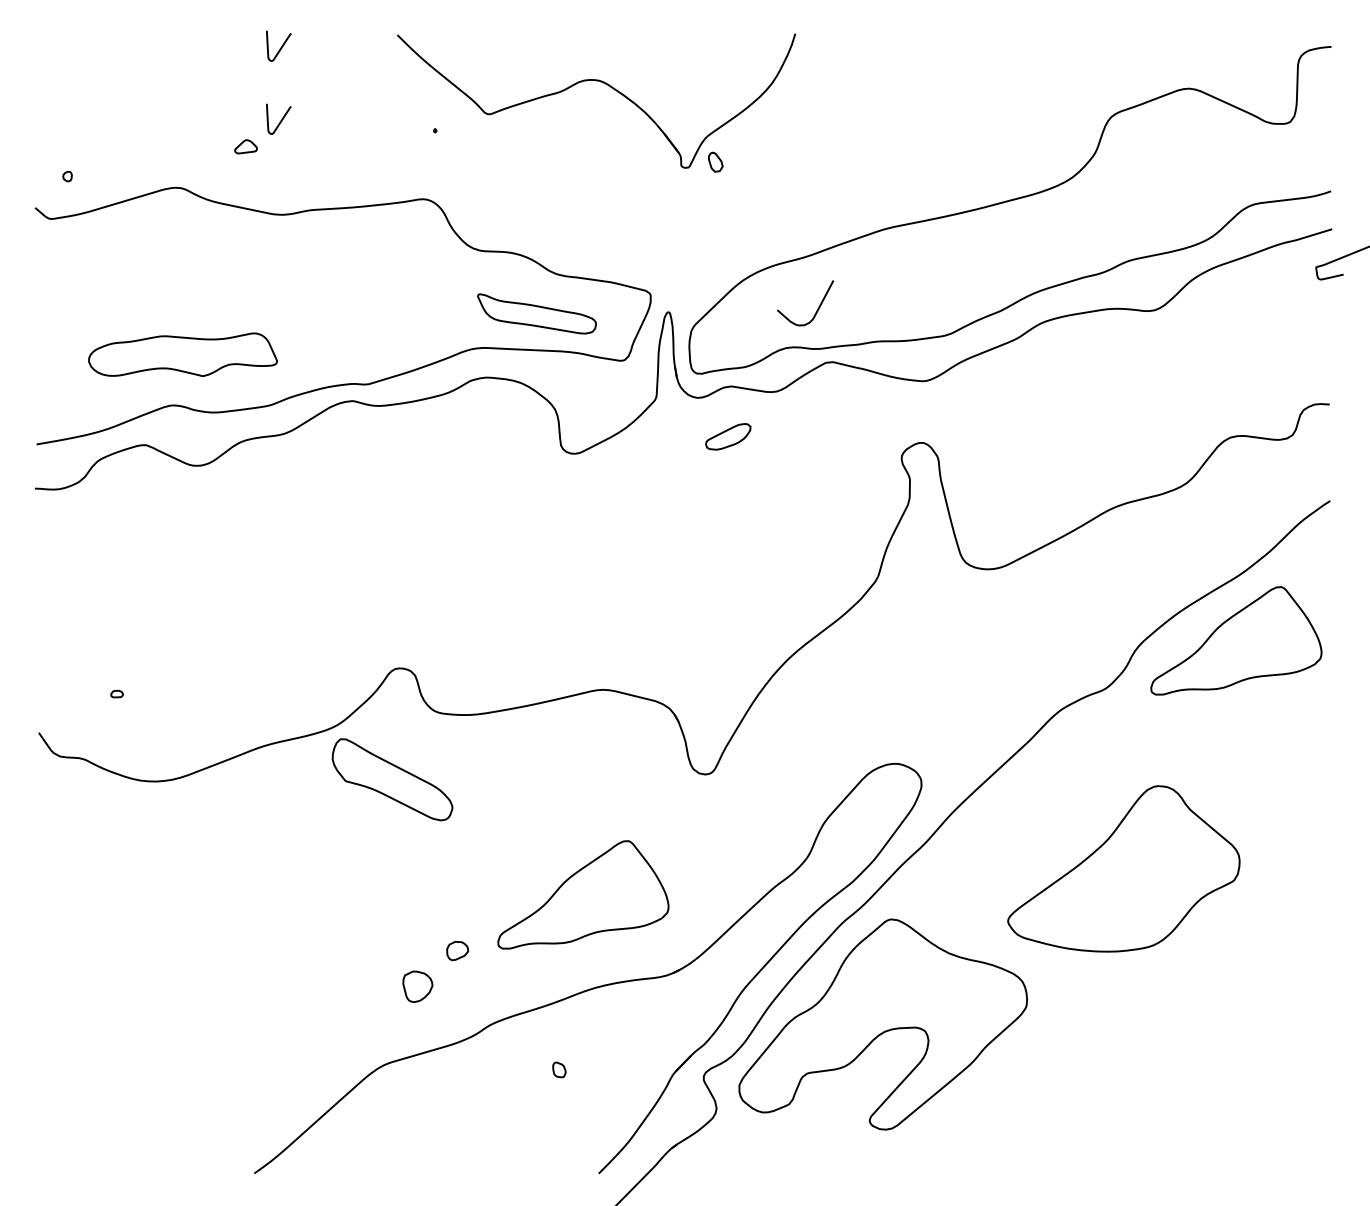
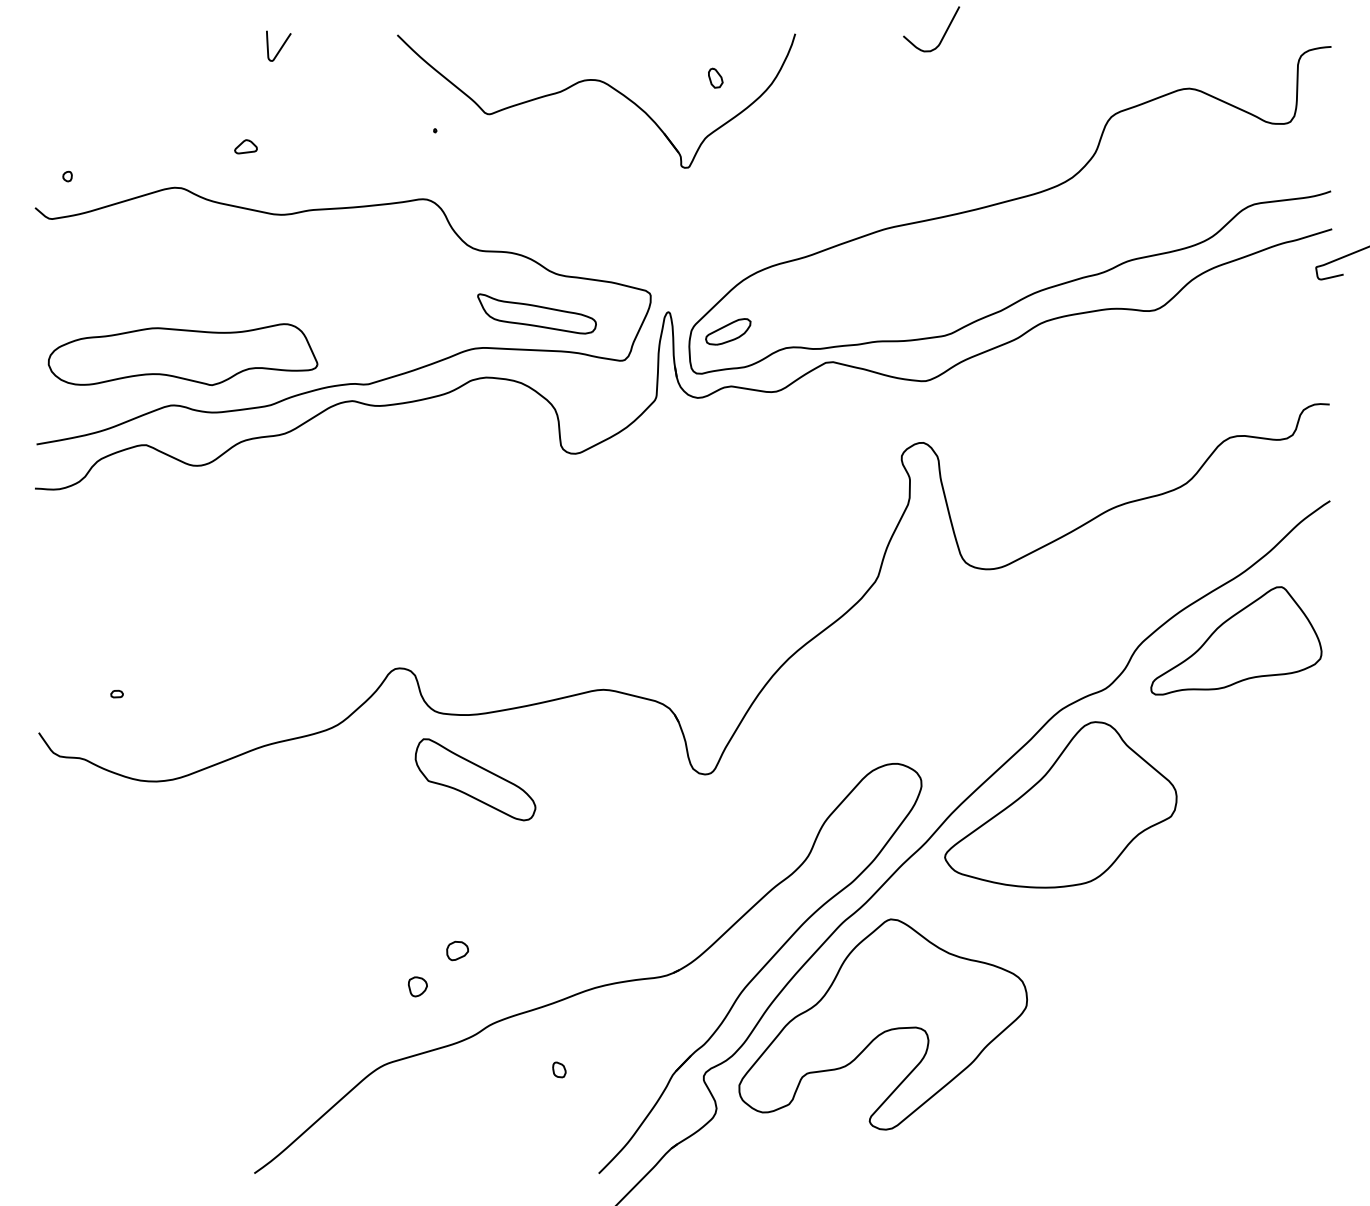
curve: present -> none (280, 120)
part position: (715, 161) -> (715, 77) (715, 77)
curve position: (817, 308) -> (943, 34) (943, 34)
part size: 190x45 px -> 272x64 px (182, 354)
part position: (728, 436) -> (728, 331) (728, 331)
part position: (392, 779) -> (475, 779) (475, 779)
part position: (1123, 868) -> (1060, 804) (1060, 804)
part: present -> none (583, 894)
part size: 32x33 px -> 20x22 px (417, 986)
